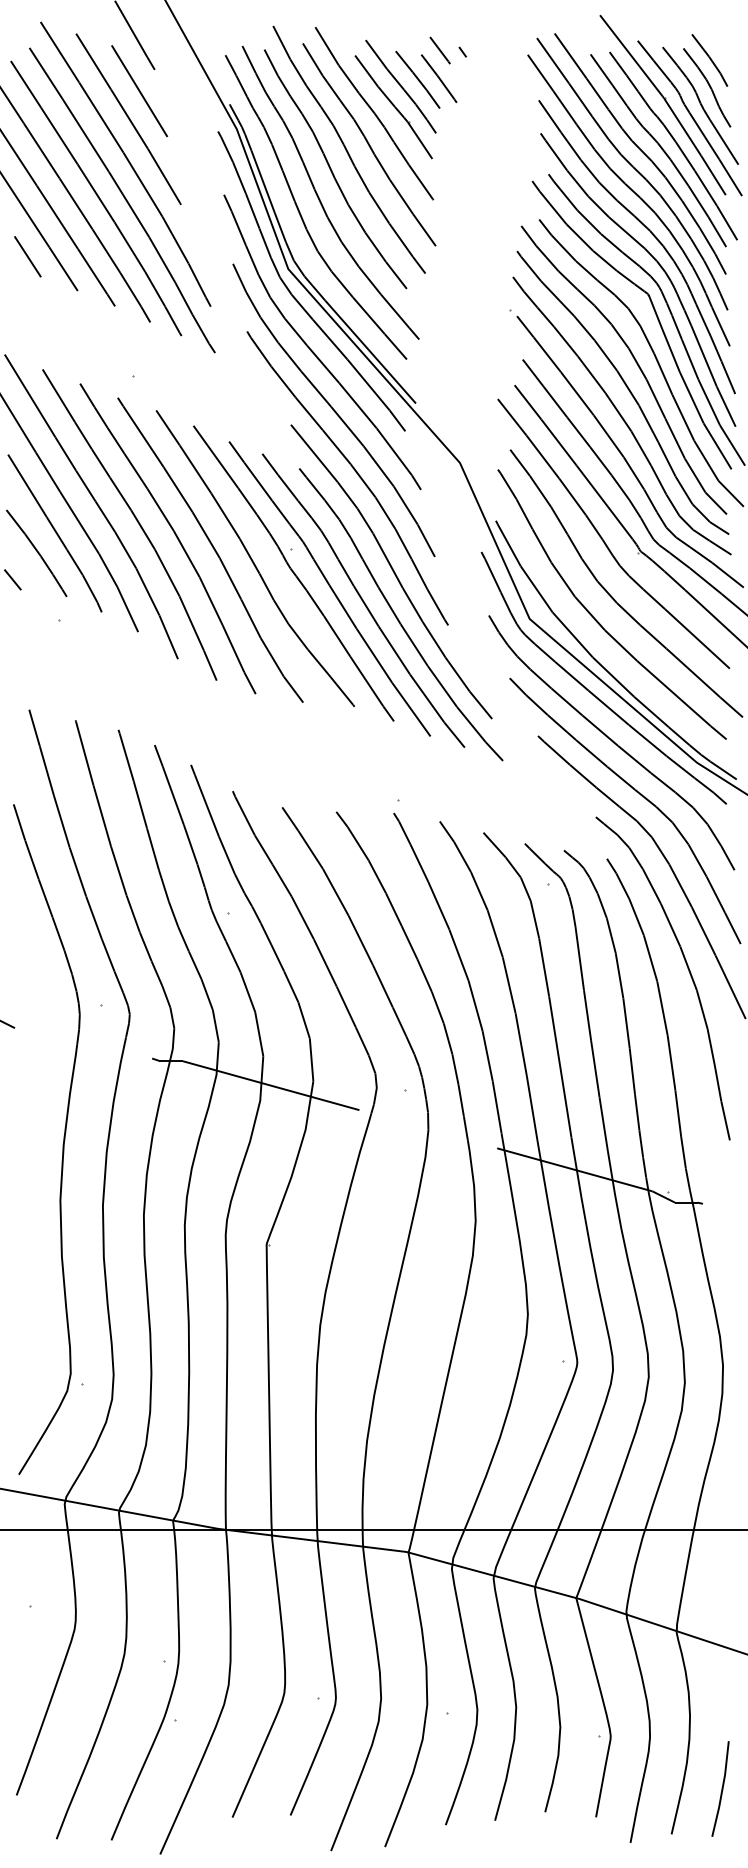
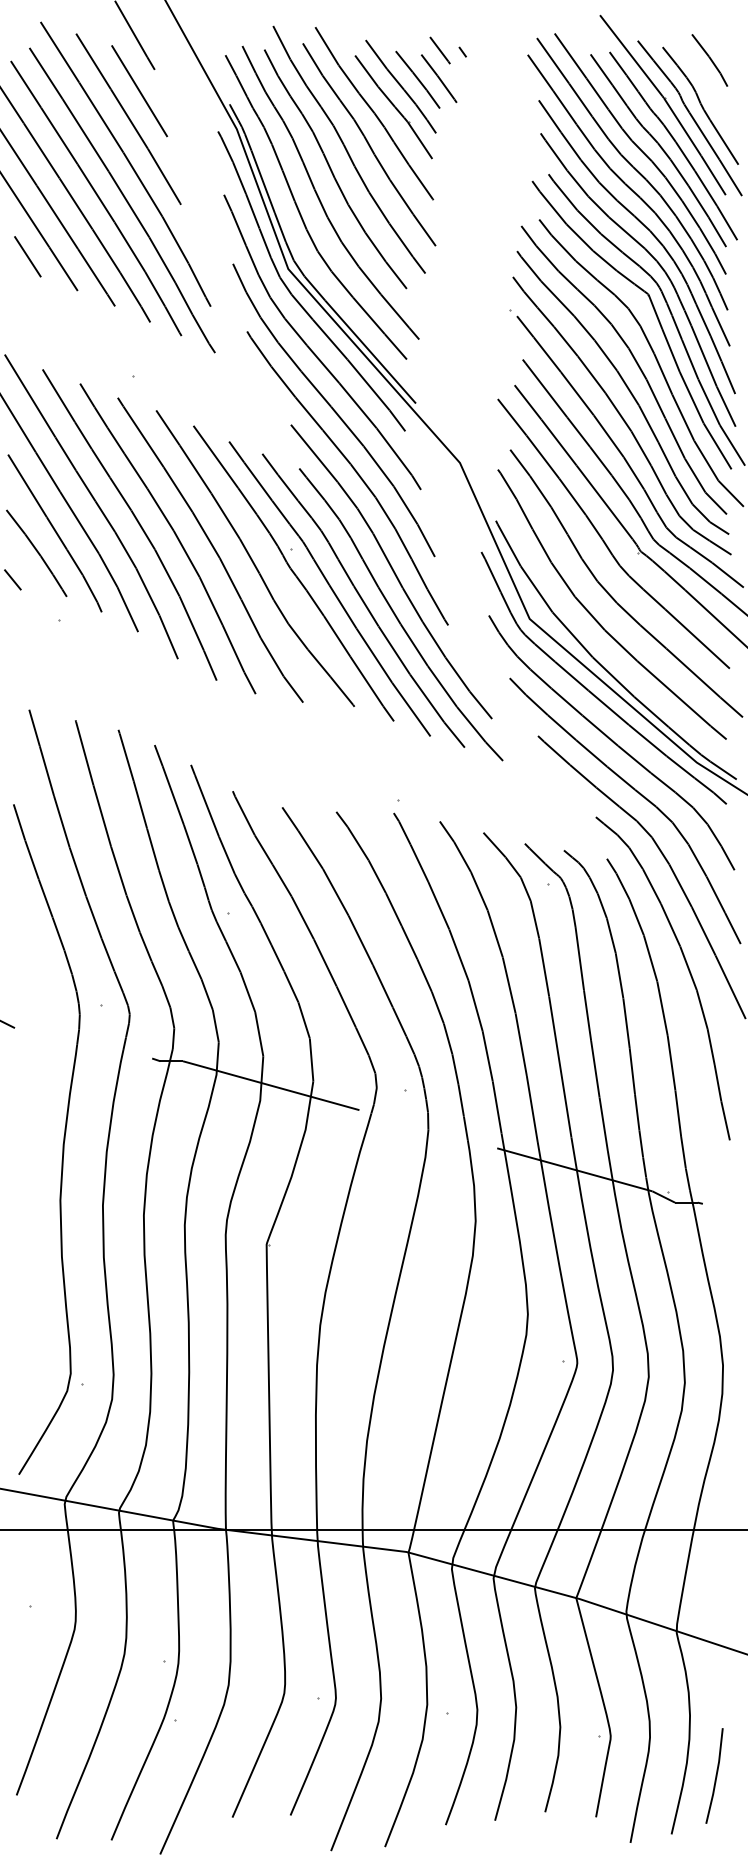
curve: present -> none (709, 87)
line position: (721, 1788) -> (715, 1775) (715, 1775)
